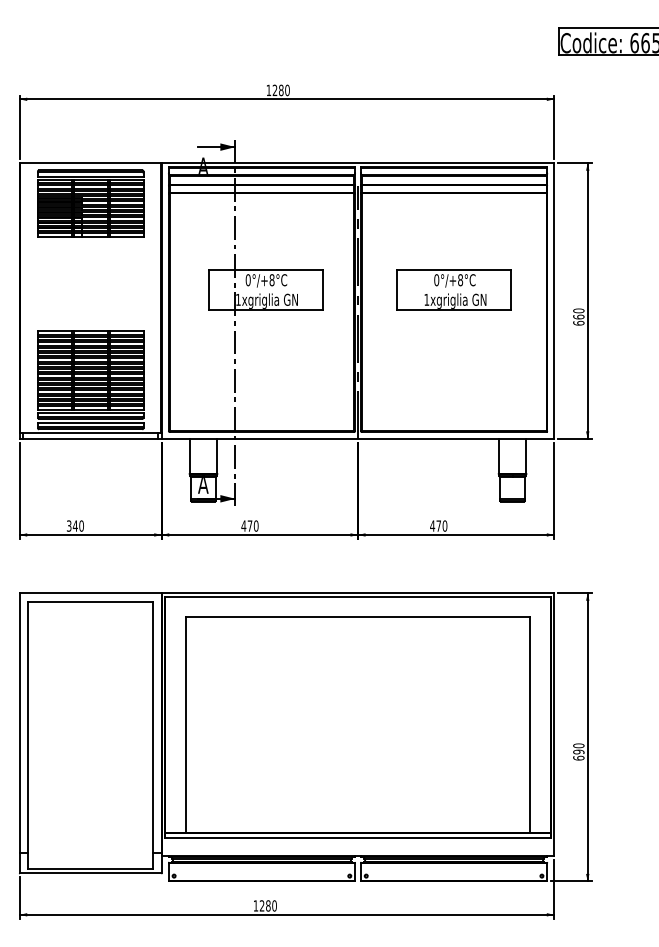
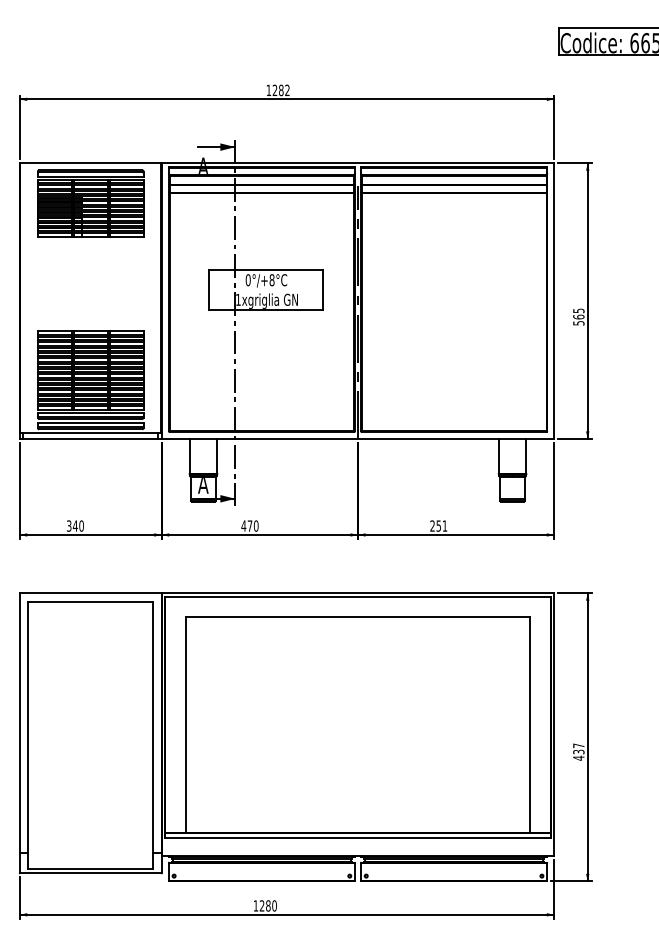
text: 1280 -> 1282 (287, 90)
part: present -> none (453, 289)
text: 660 -> 565 (578, 316)
text: 470 -> 251 (438, 525)
text: 690 -> 437 (578, 751)
